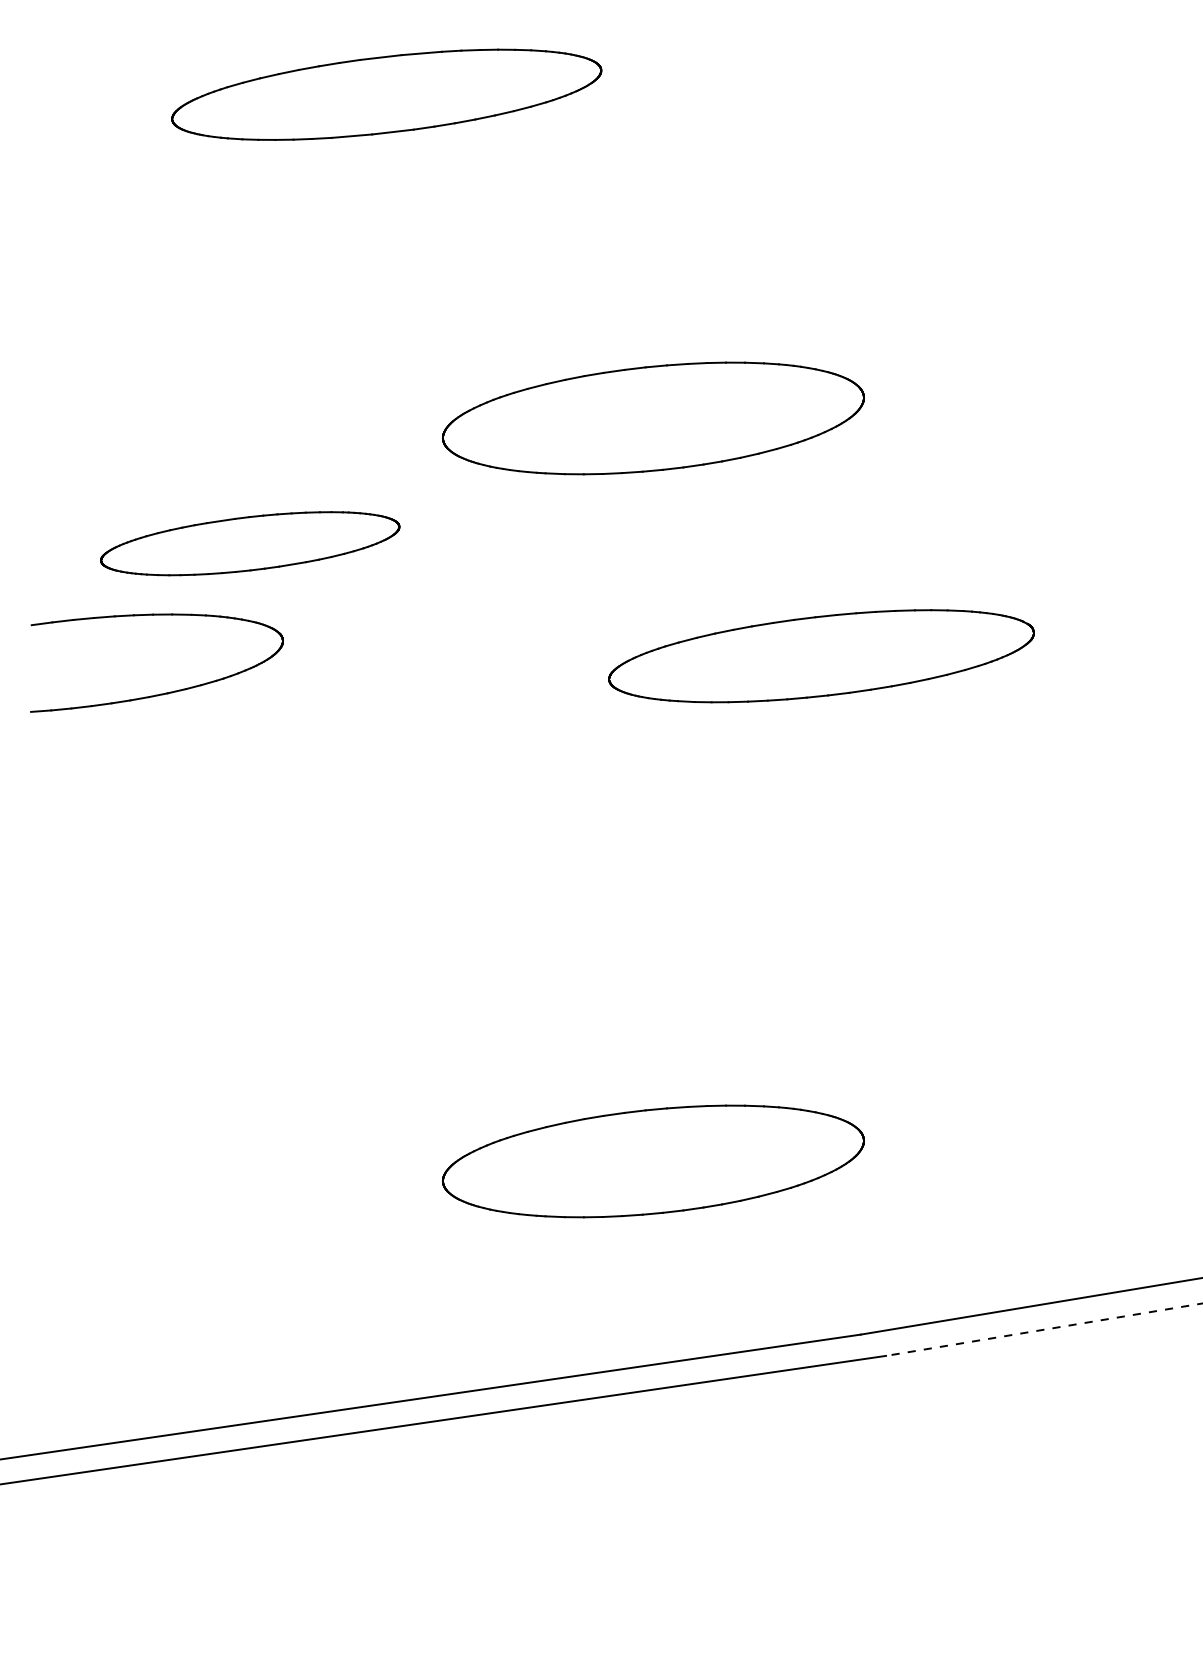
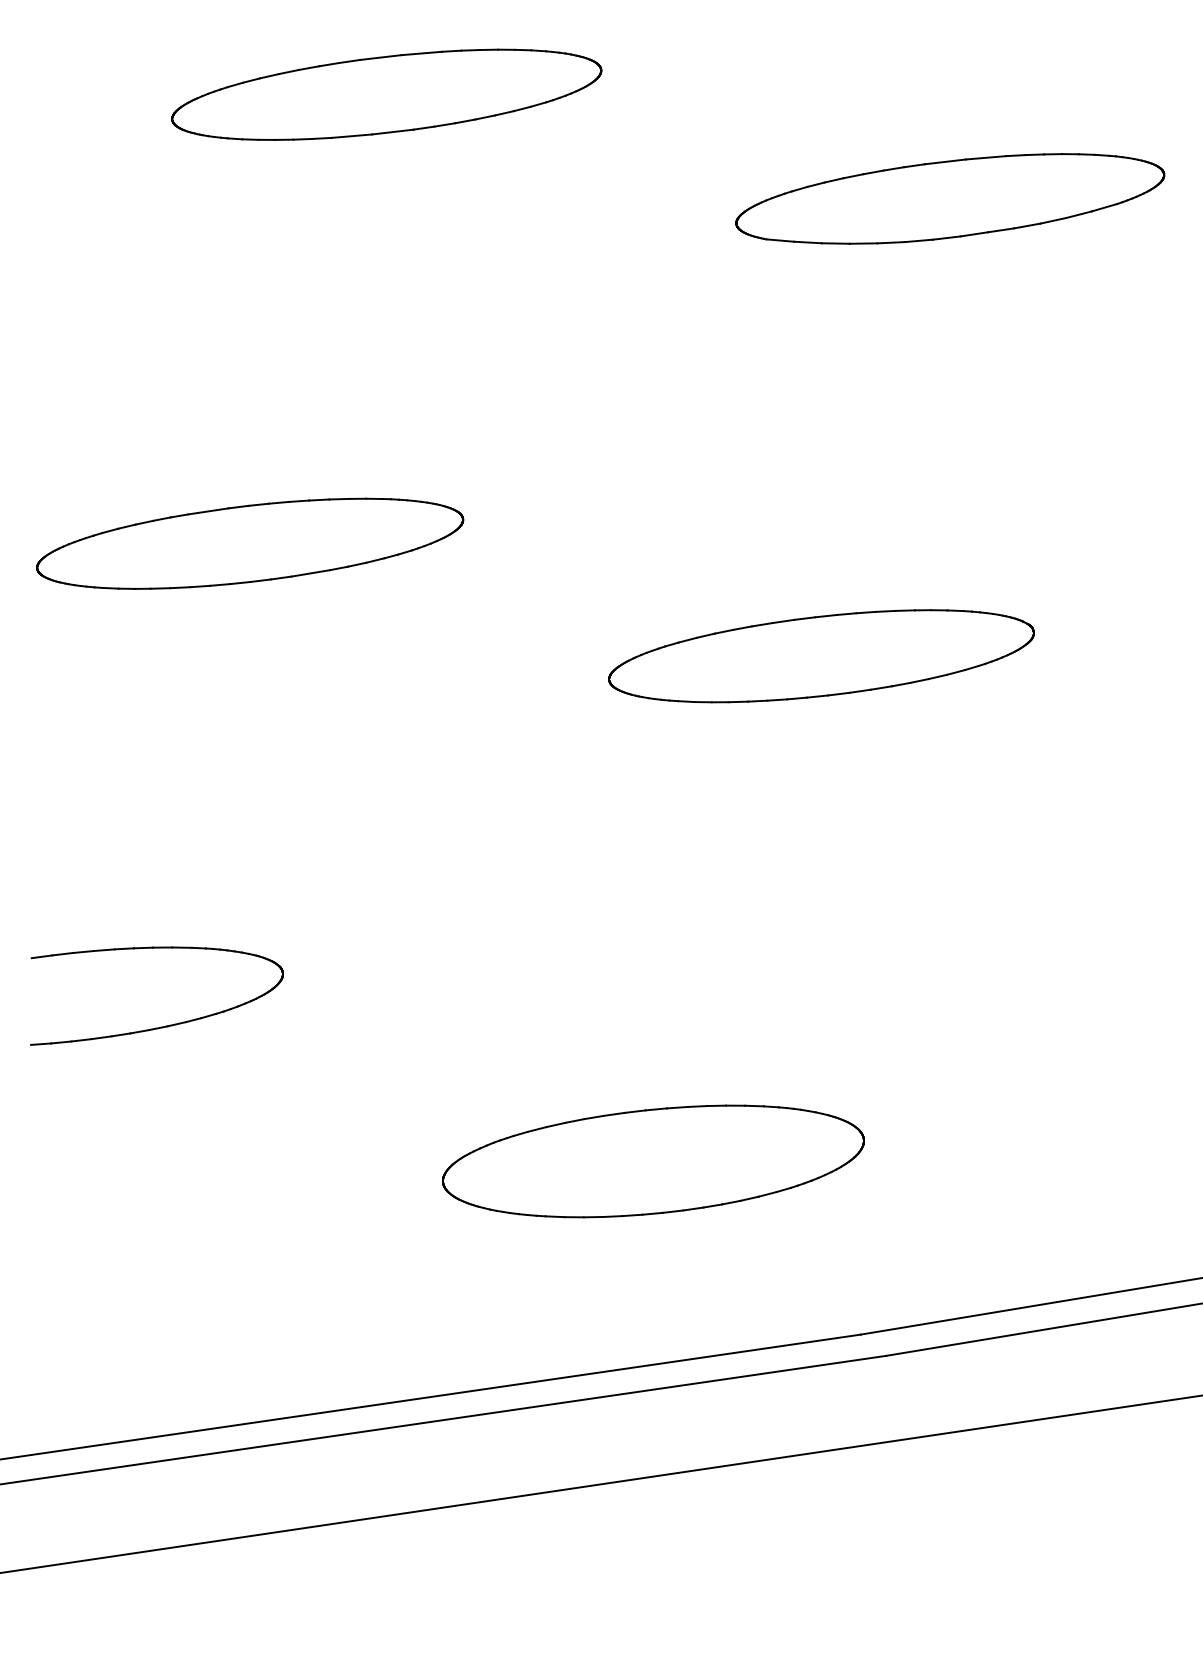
part: none -> present (950, 198)
part: present -> none (653, 418)
part size: 301x66 px -> 429x93 px (250, 543)
part position: (160, 693) -> (160, 1026) (160, 1026)
line: dashed -> solid (1043, 1329)
line: none -> present (600, 1483)
